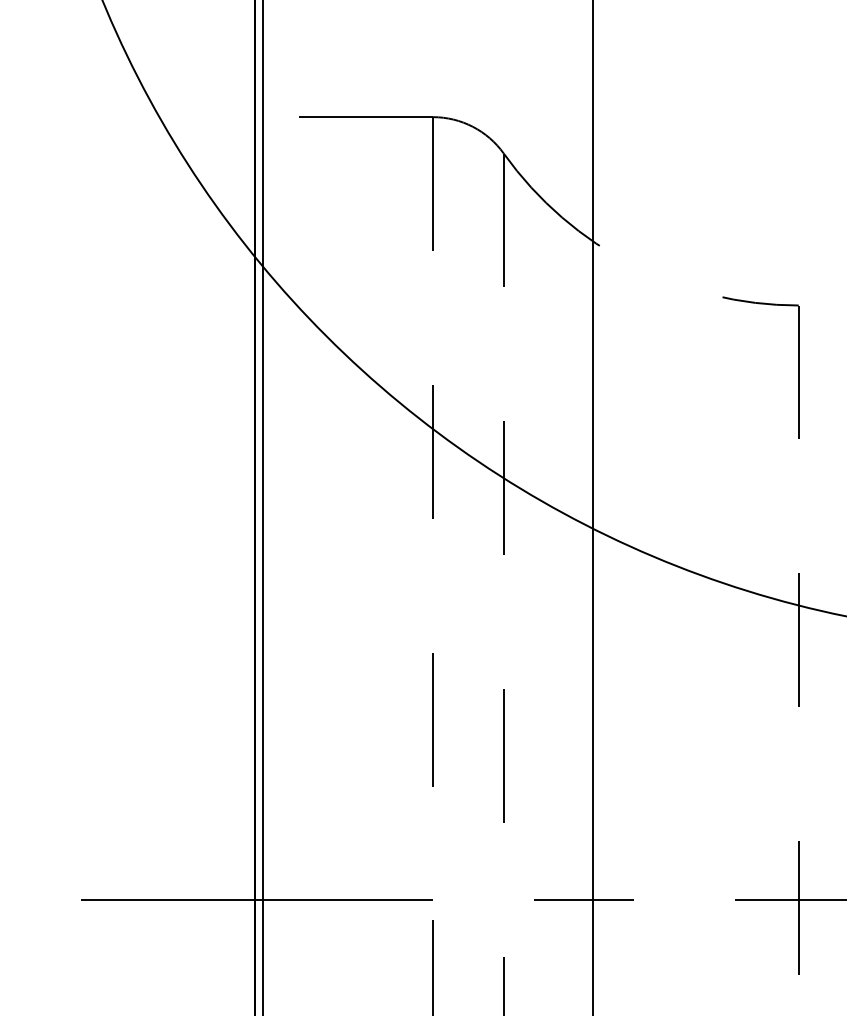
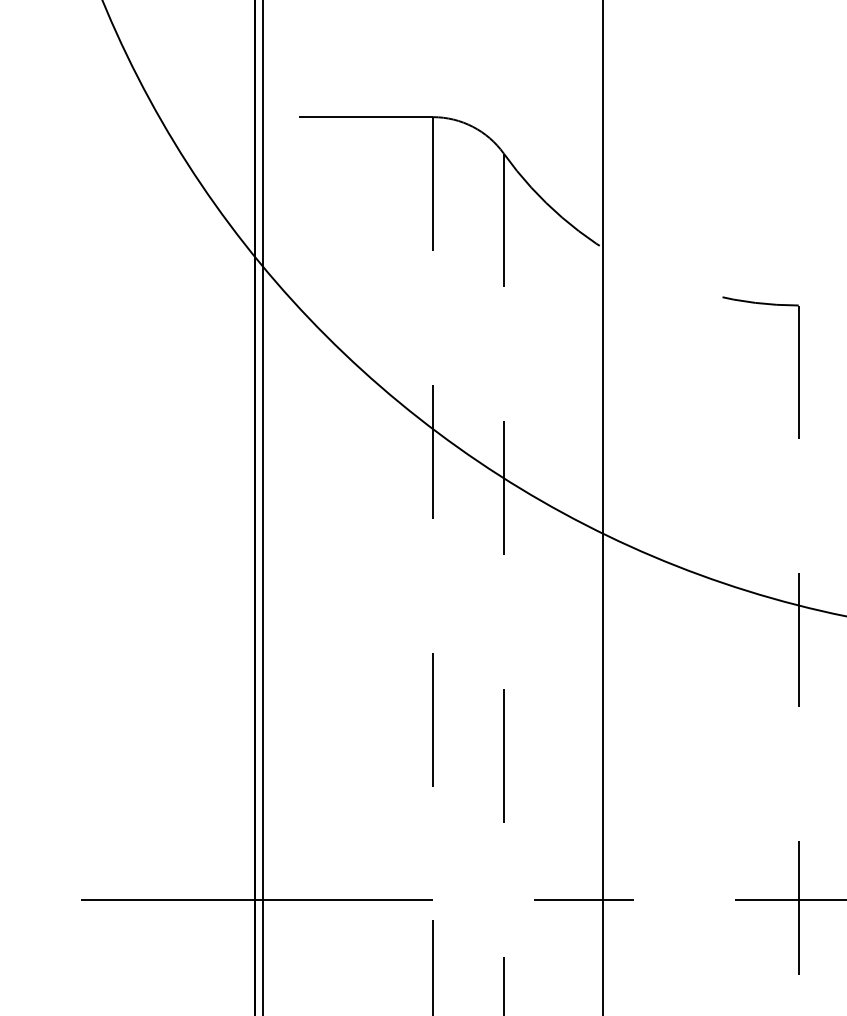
line position: (592, 507) -> (602, 507) (602, 507)
